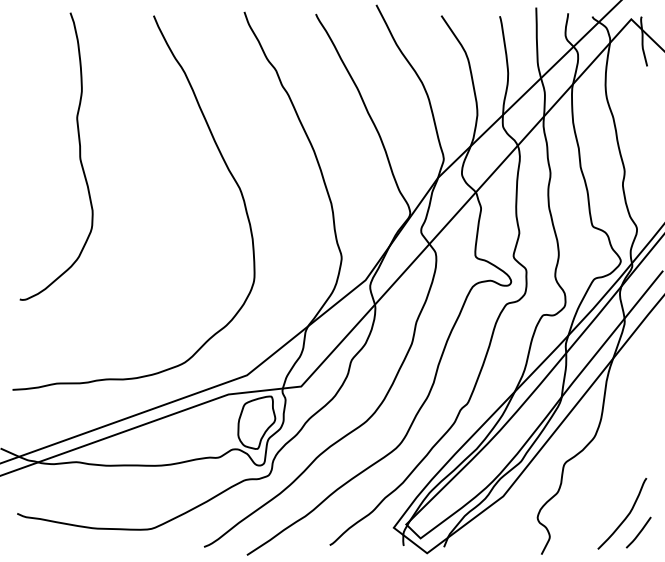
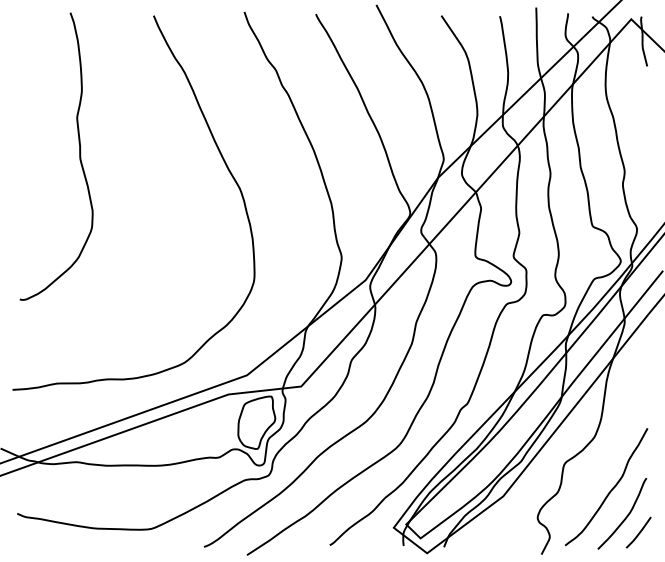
curve: none -> present (610, 490)
